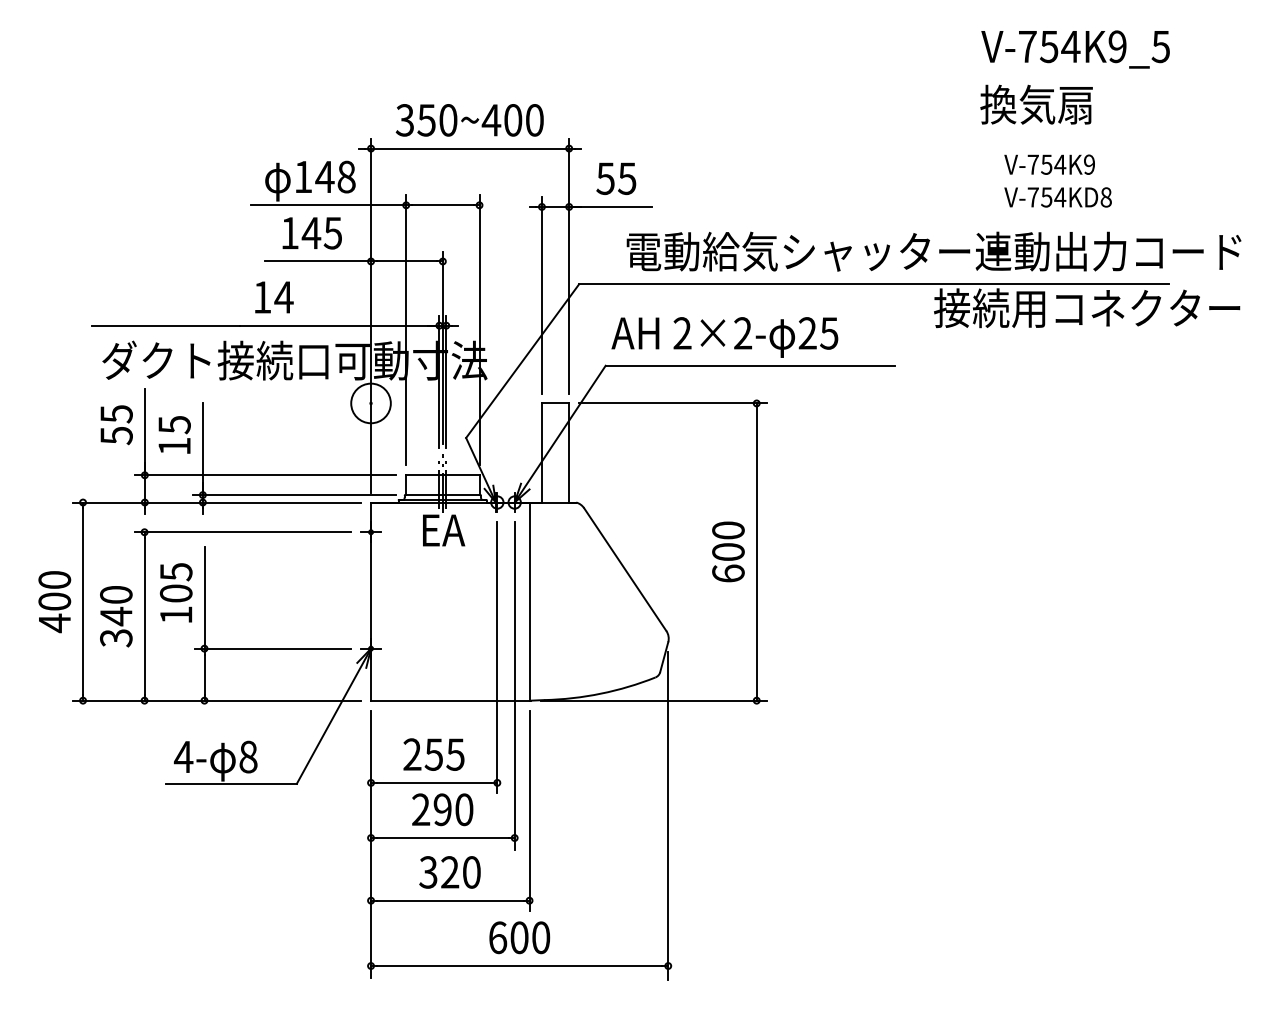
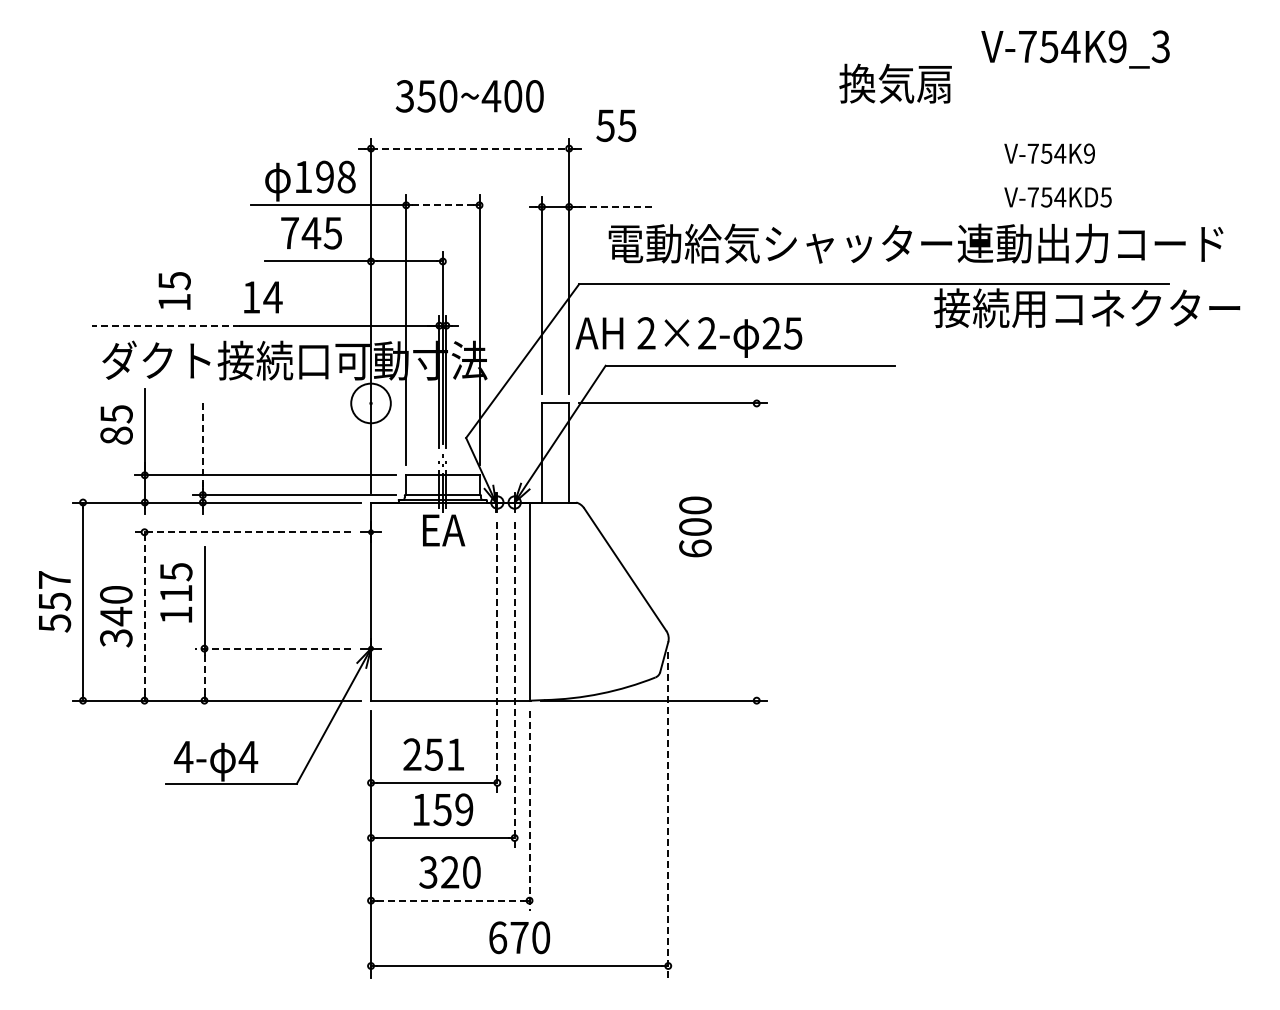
text: V-754K9_5 -> V-754K9_3 (1160, 46)
text position: (1036, 104) -> (895, 83) (895, 83)
text position: (469, 120) -> (469, 96) (469, 96)
line: solid -> dashed (470, 148)
text position: (1049, 164) -> (1049, 153) (1049, 153)
text: 148 -> 198 (324, 176)
text position: (616, 178) -> (616, 125) (616, 125)
text: V-754KD8 -> V-754KD5 (1105, 197)
line: solid -> dashed (442, 205)
line: solid -> dashed (610, 206)
text: 145 -> 745 (289, 233)
text position: (933, 251) -> (915, 243) (915, 243)
text position: (274, 297) -> (263, 297) (263, 297)
line: solid -> dashed (165, 325)
text position: (724, 337) -> (688, 337) (688, 337)
text position: (174, 434) -> (174, 290) (174, 290)
text: 55 -> 85 (116, 435)
line: solid -> dashed (202, 449)
line: solid -> dashed (242, 532)
text position: (728, 551) -> (695, 526) (695, 526)
line: present -> none (756, 551)
text: 105 -> 115 (175, 593)
text: 400 -> 557 (54, 602)
line: solid -> dashed (144, 615)
line: solid -> dashed (272, 648)
line: solid -> dashed (497, 658)
line: solid -> dashed (204, 674)
line: solid -> dashed (514, 686)
text: 255 -> 251 (455, 754)
text: 8 -> 4 (248, 756)
text: 290 -> 159 (442, 809)
line: solid -> dashed (529, 811)
line: solid -> dashed (668, 815)
line: solid -> dashed (450, 900)
text: 600 -> 670 (519, 937)
